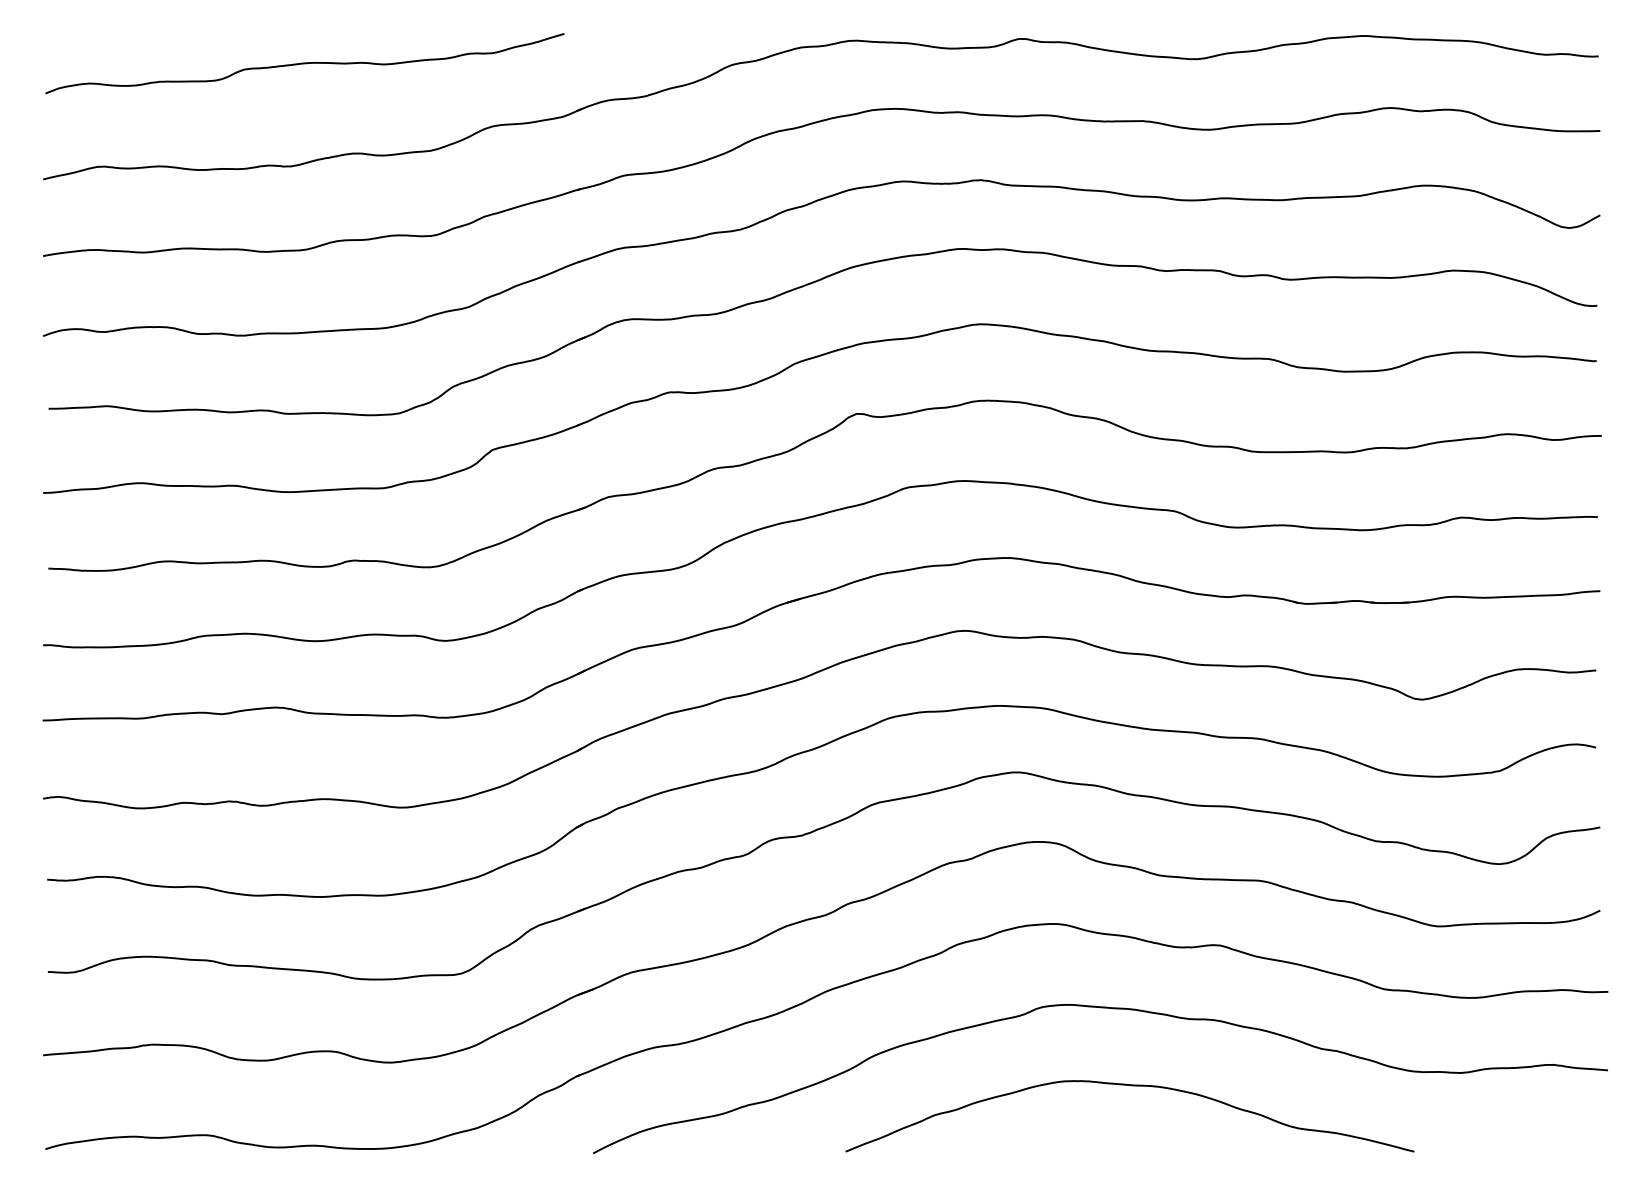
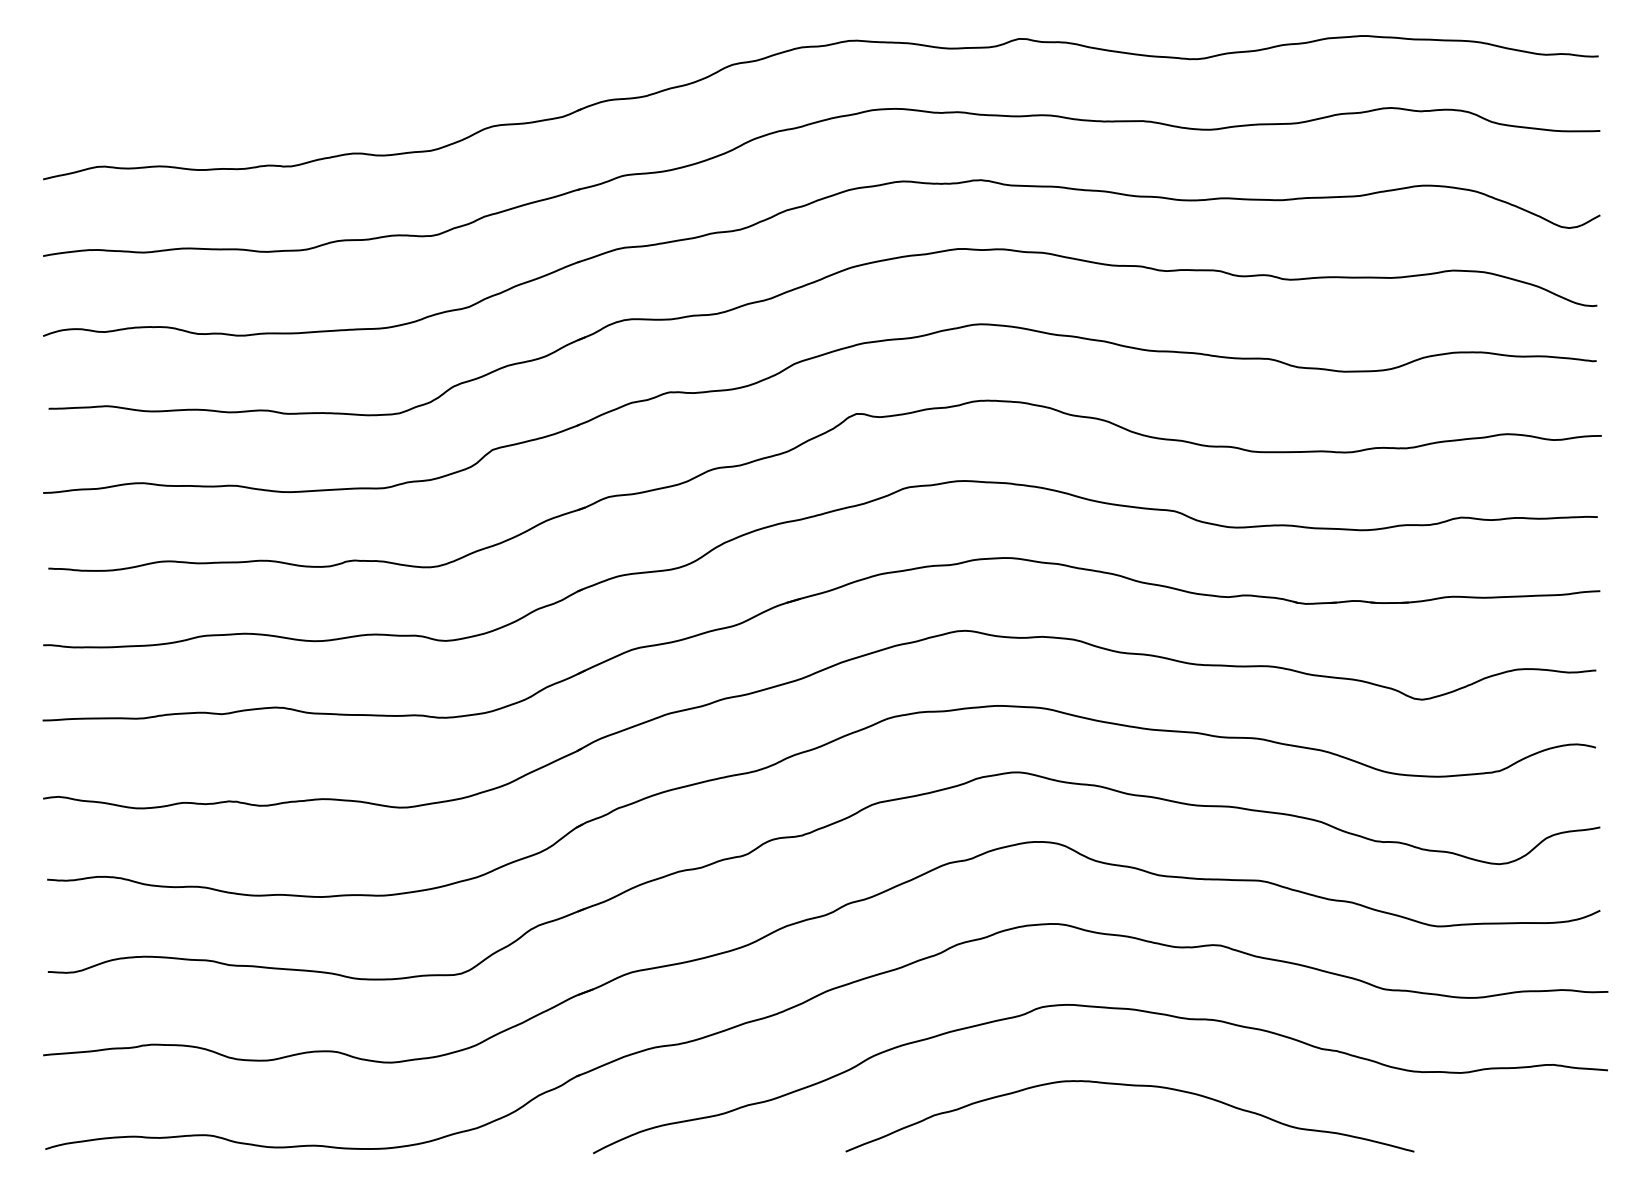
curve: present -> none (304, 63)
